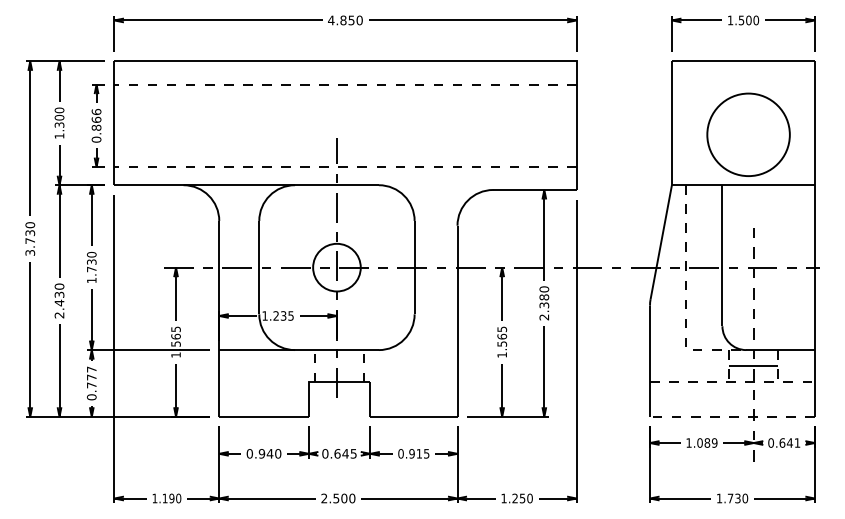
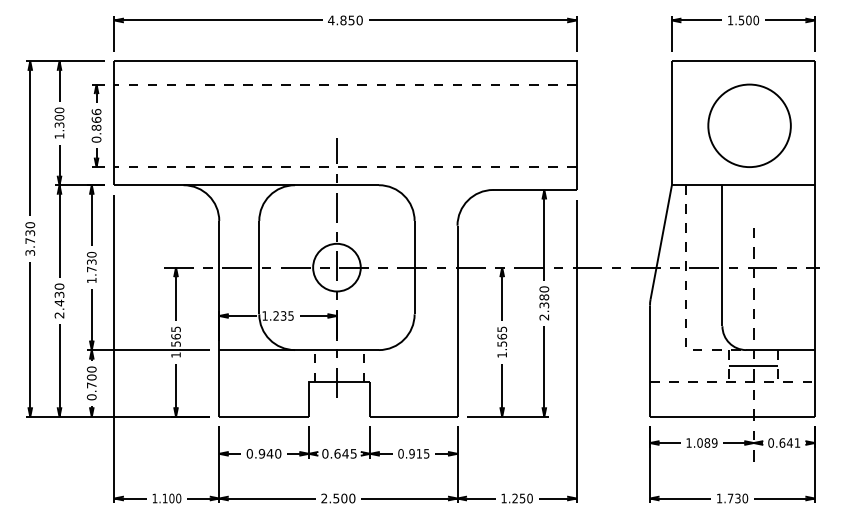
circle position: (748, 134) -> (749, 125) (749, 125)
text: 0.777 -> 0.700 (91, 373)
line: dashed -> solid (731, 416)
text: 1.190 -> 1.100 (171, 498)
